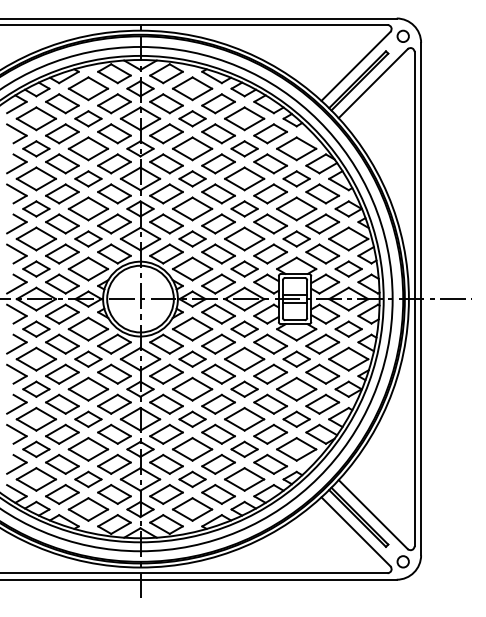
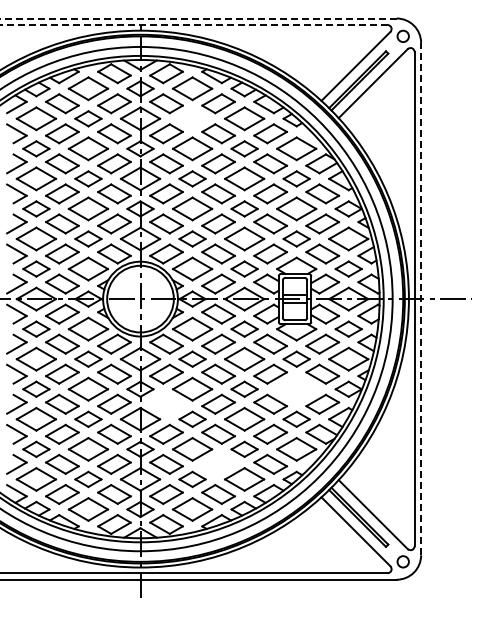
line: solid -> dashed (197, 18)
line: solid -> dashed (193, 25)
part: present -> none (192, 118)
line: solid -> dashed (421, 298)
part: present -> none (296, 388)
part: present -> none (166, 403)
part: present -> none (218, 464)
